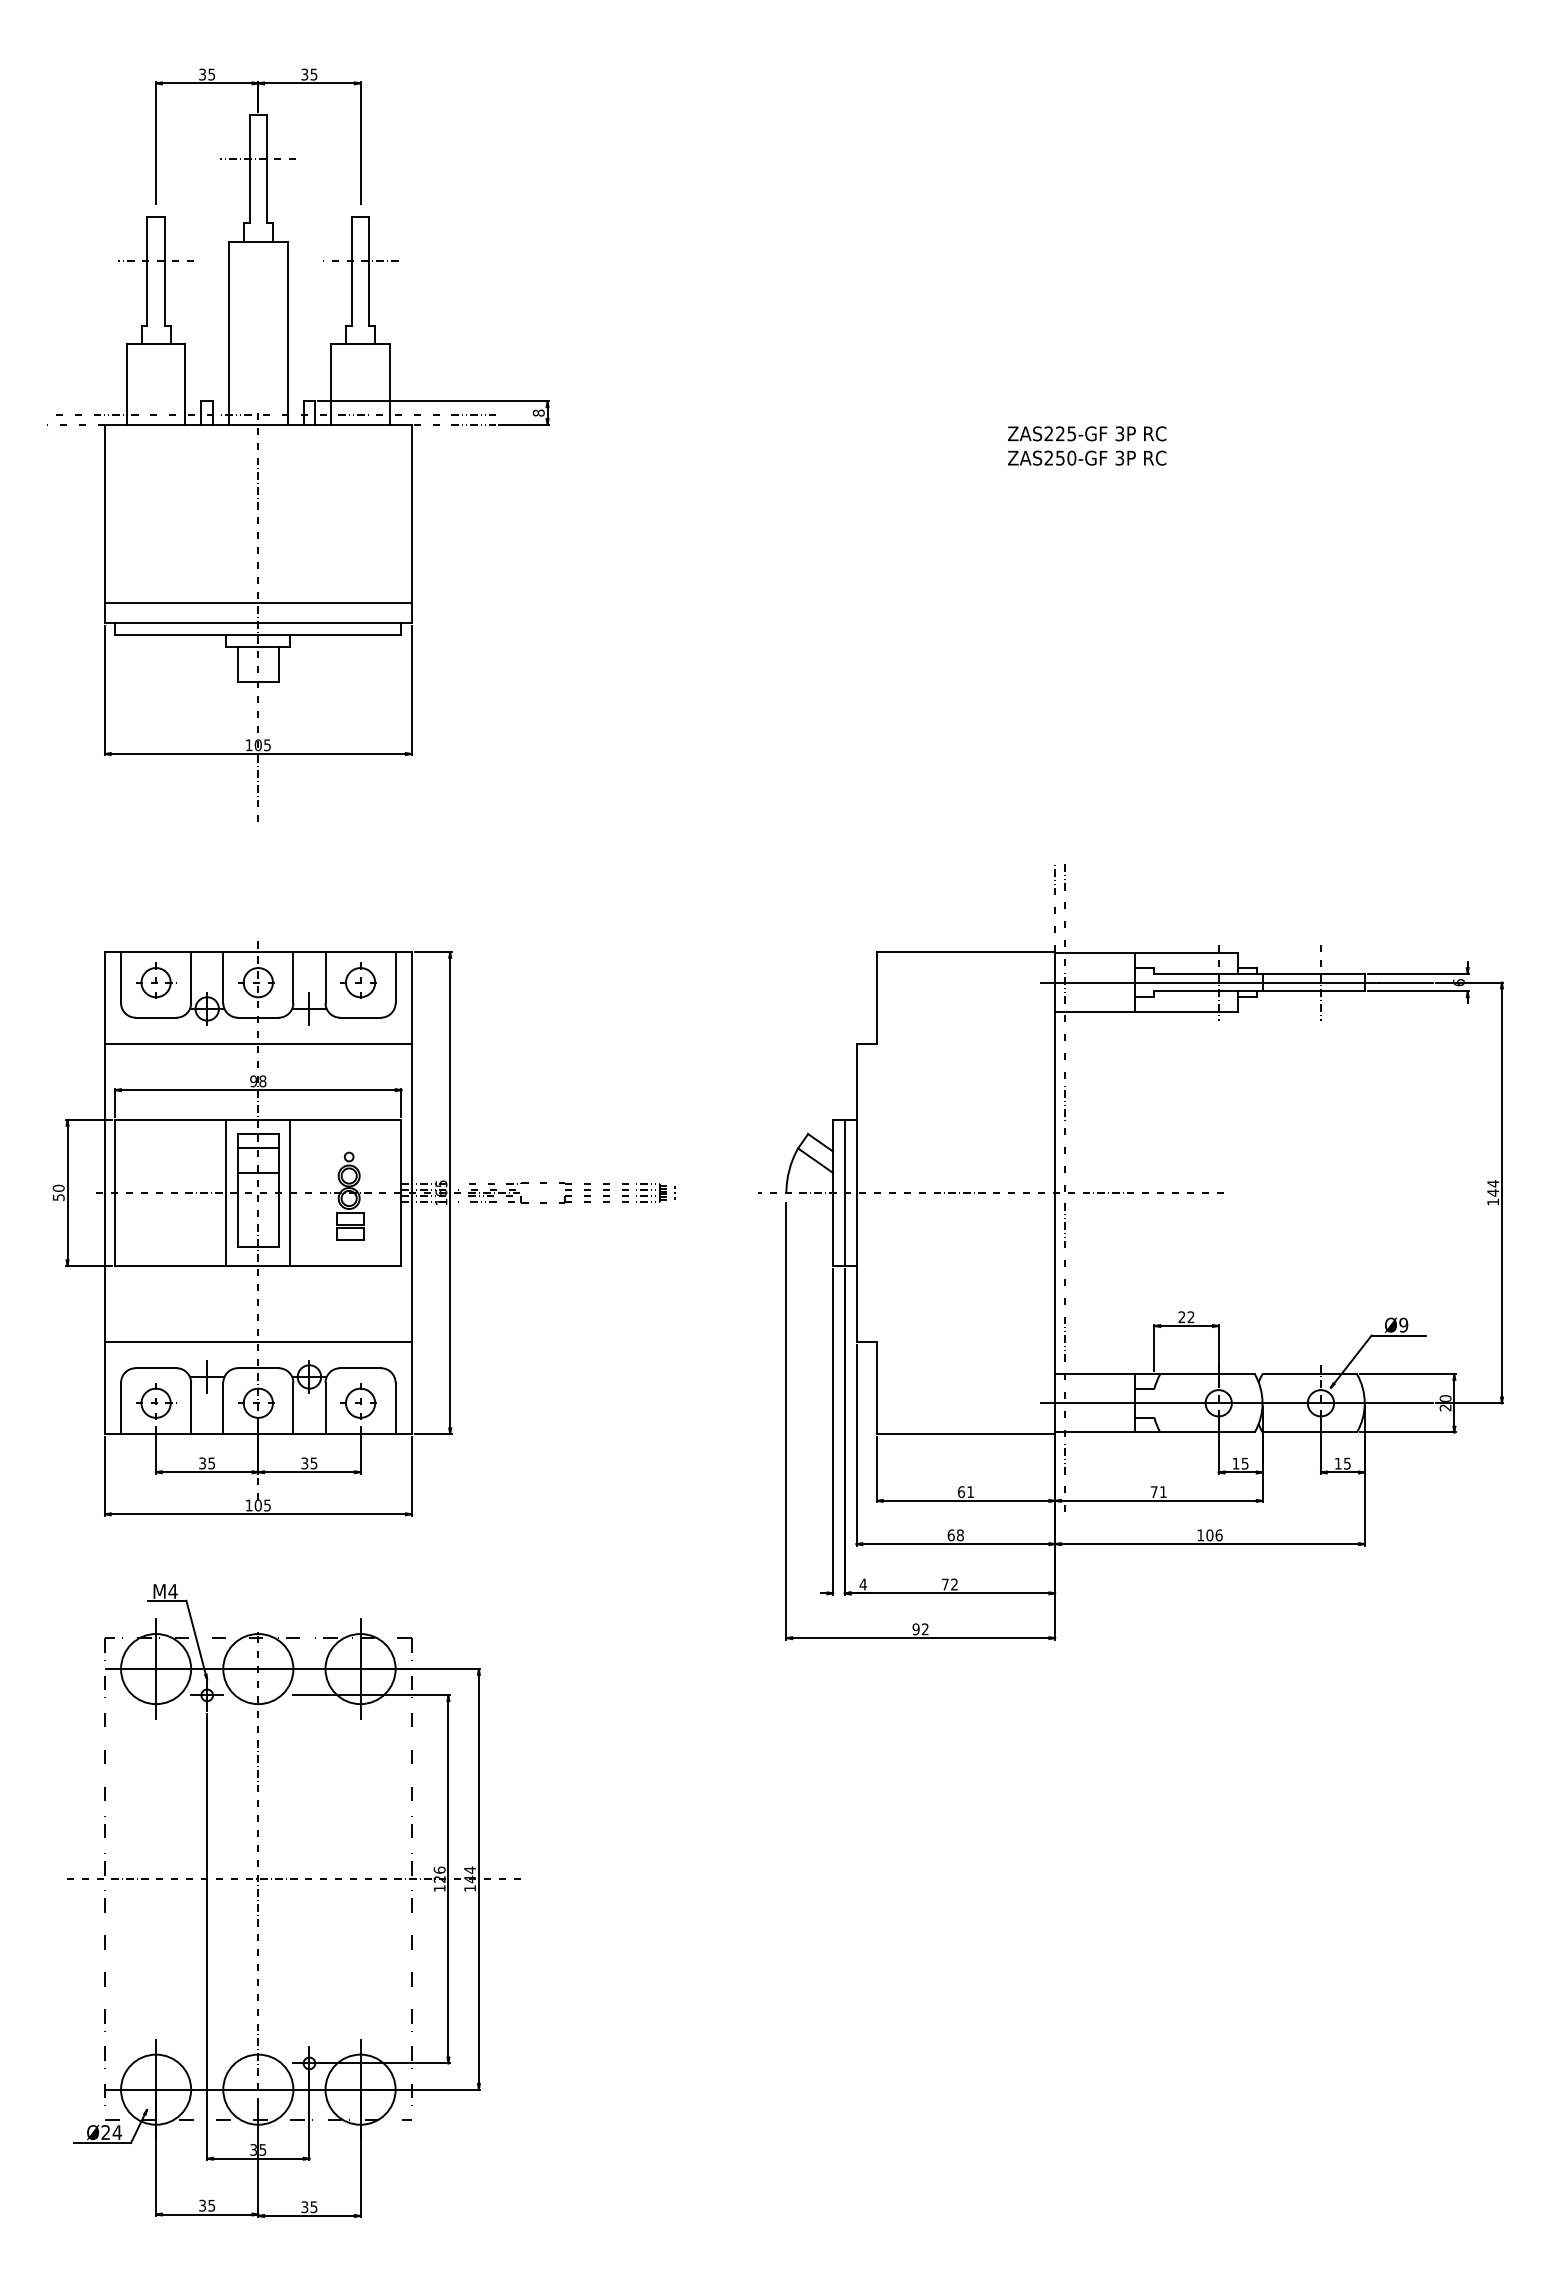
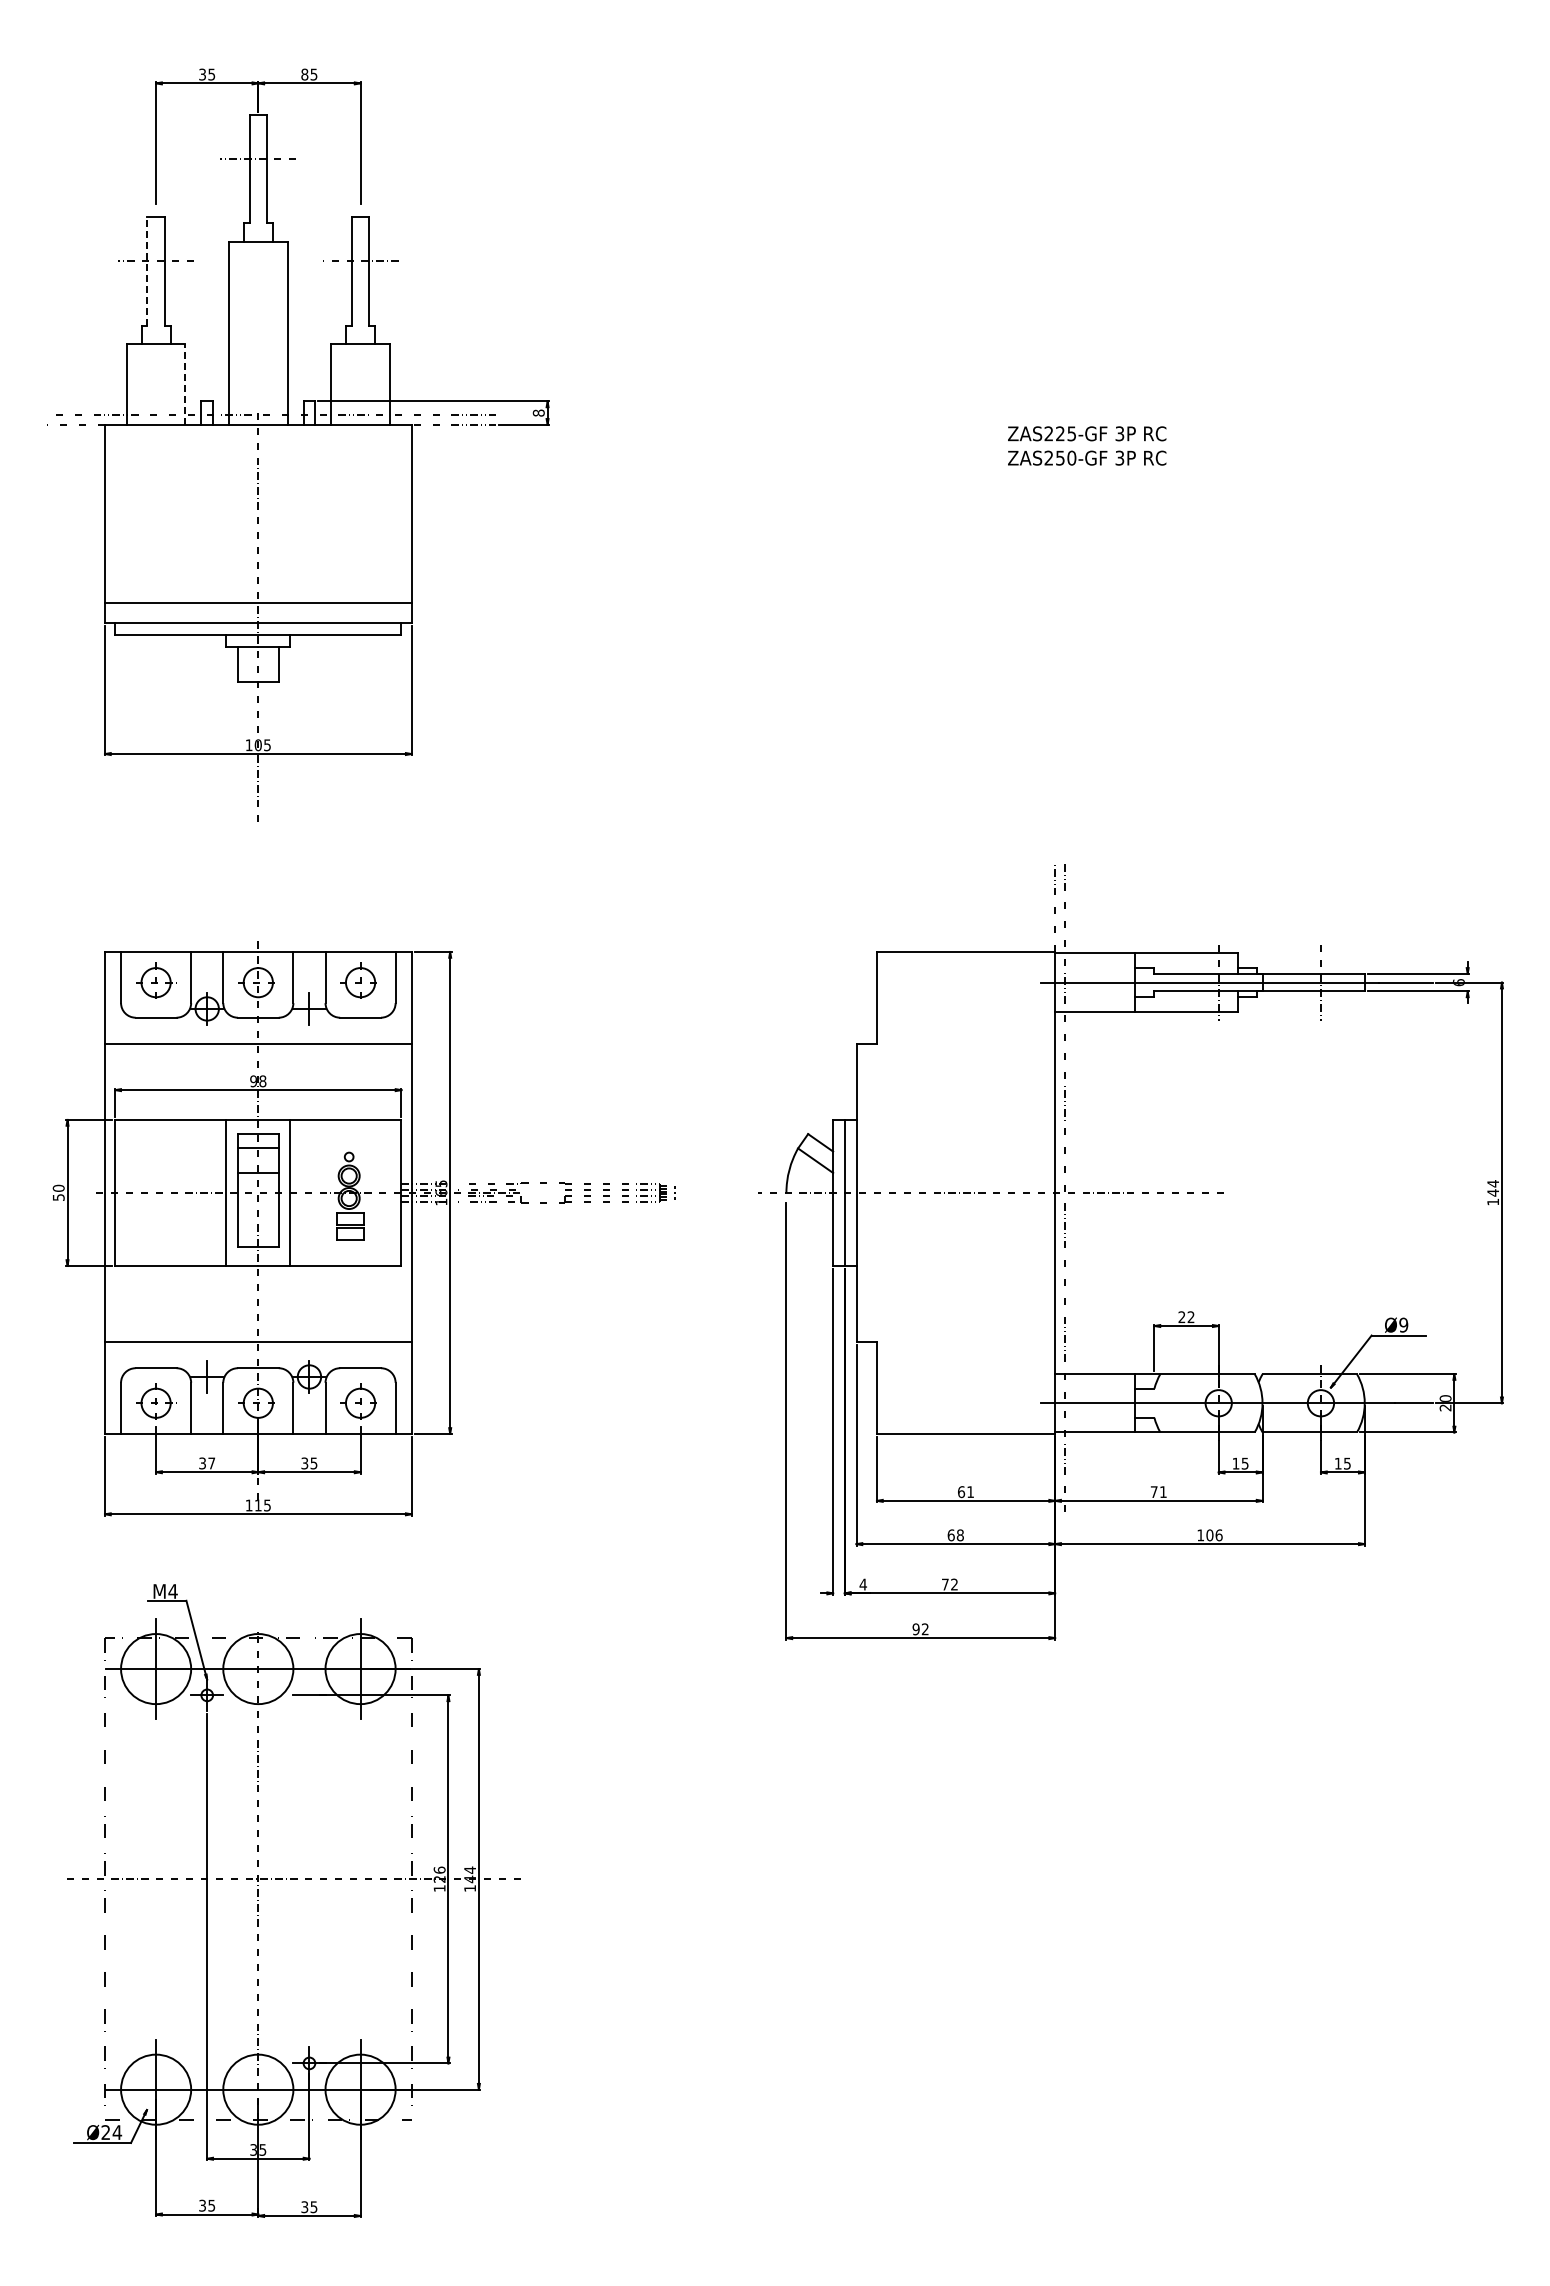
text: 35 -> 85 (304, 74)
line: solid -> dashed (147, 270)
line: solid -> dashed (185, 384)
text: 35 -> 37 (211, 1463)
text: 105 -> 115 (257, 1505)
